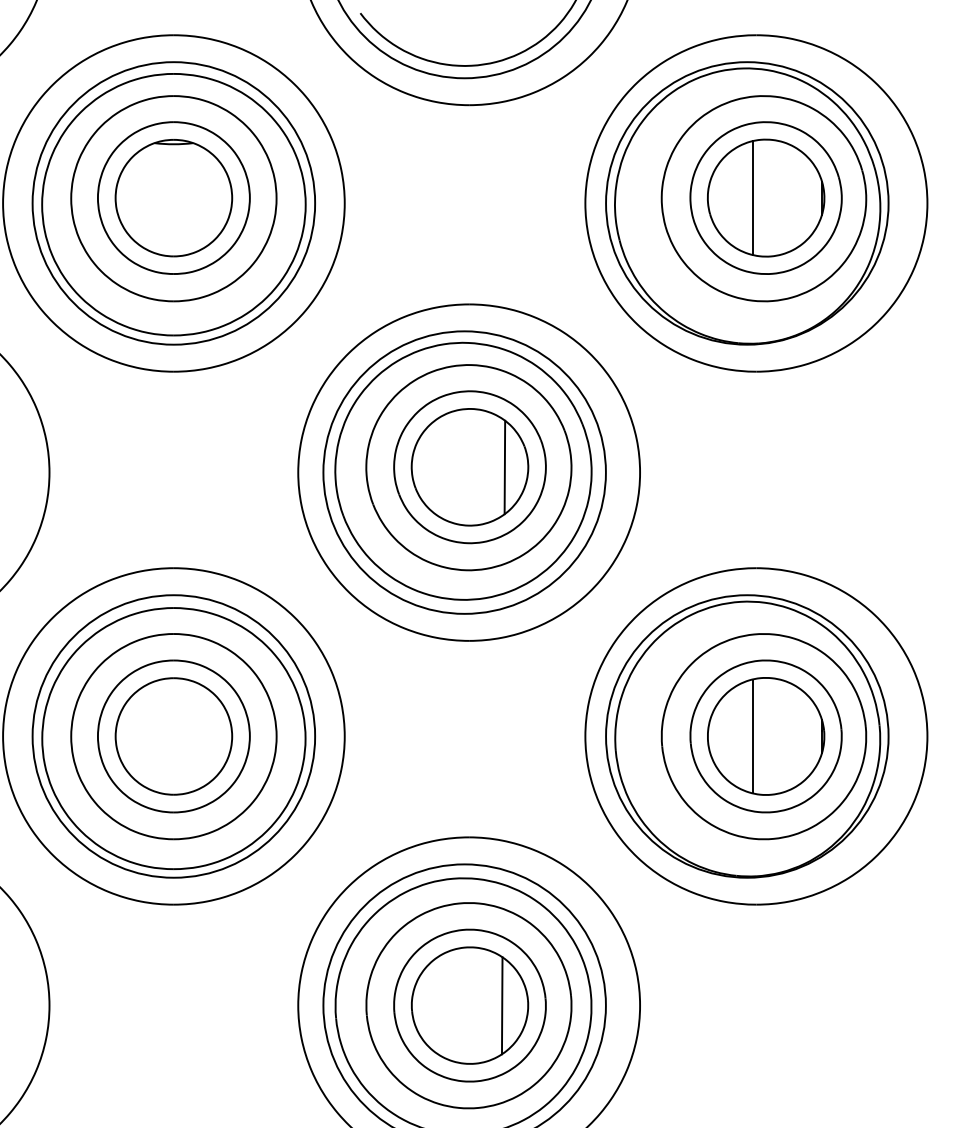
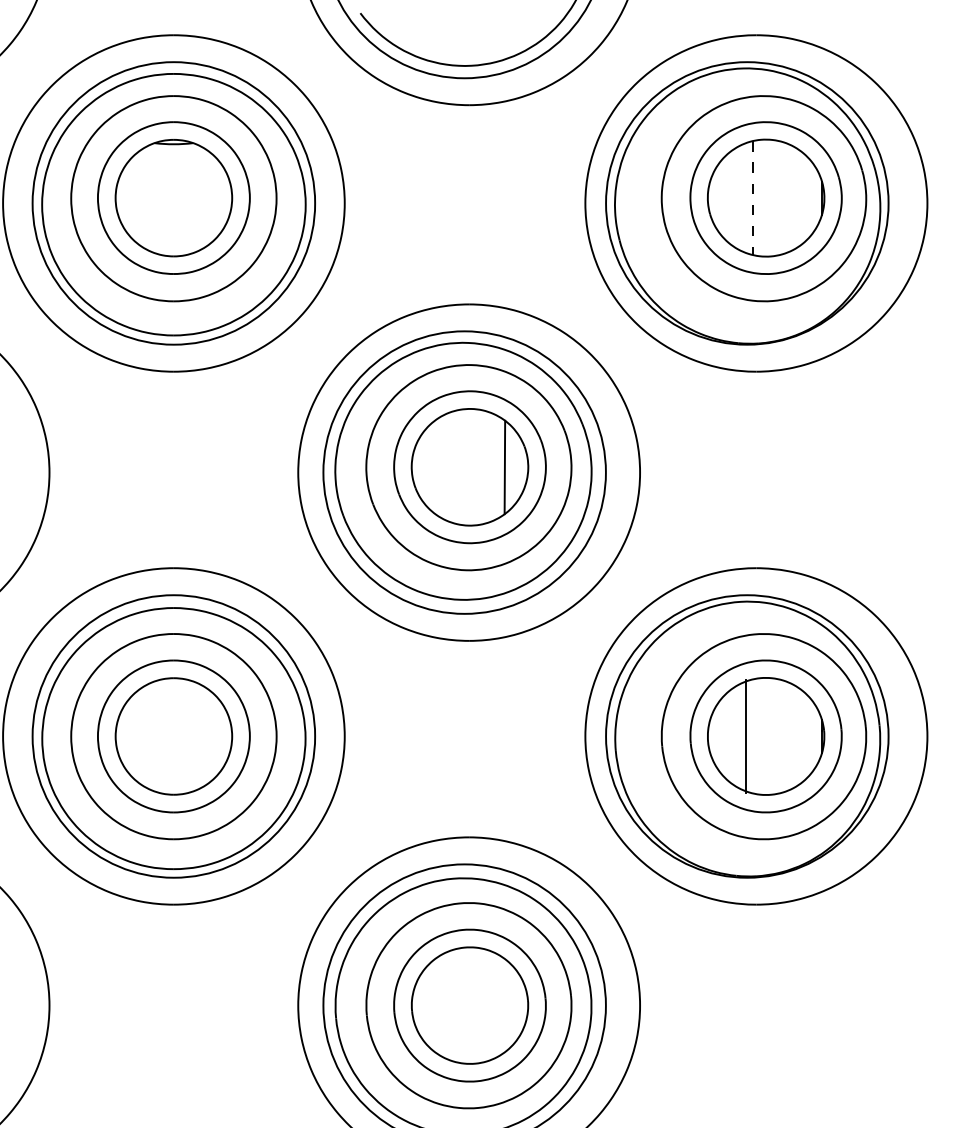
line: solid -> dashed (752, 198)
line position: (752, 736) -> (745, 736) (745, 736)
line: present -> none (501, 1005)
